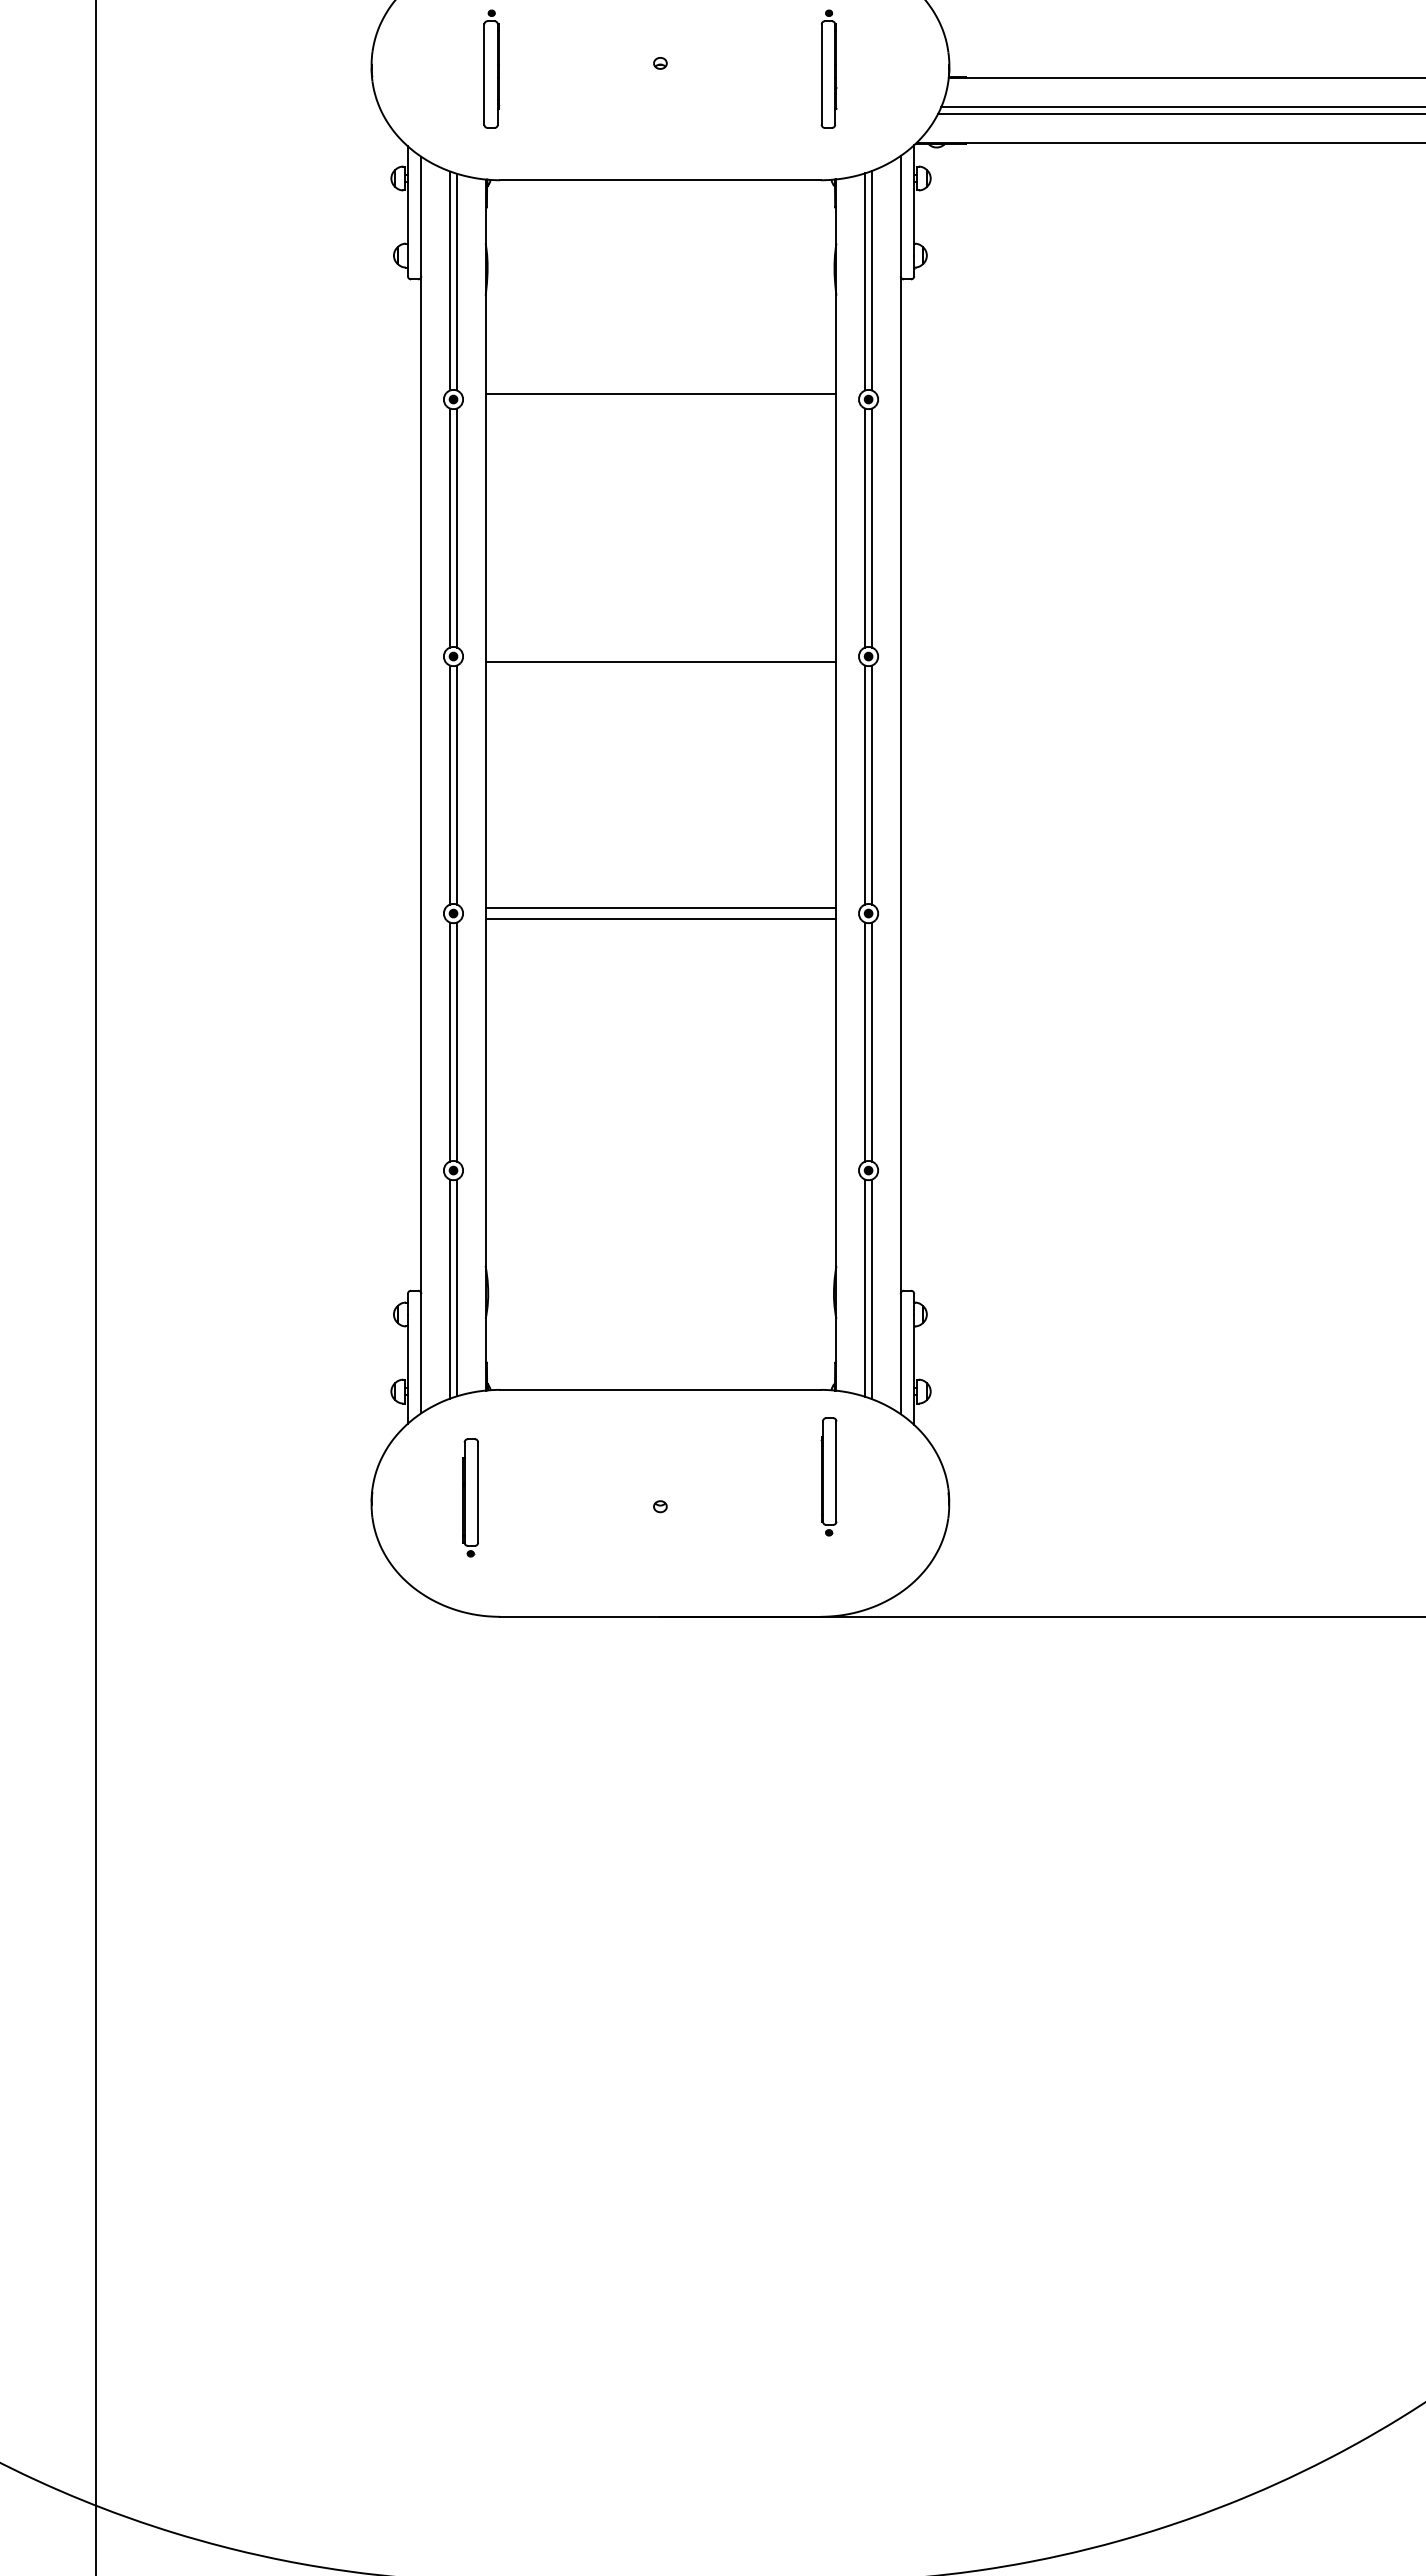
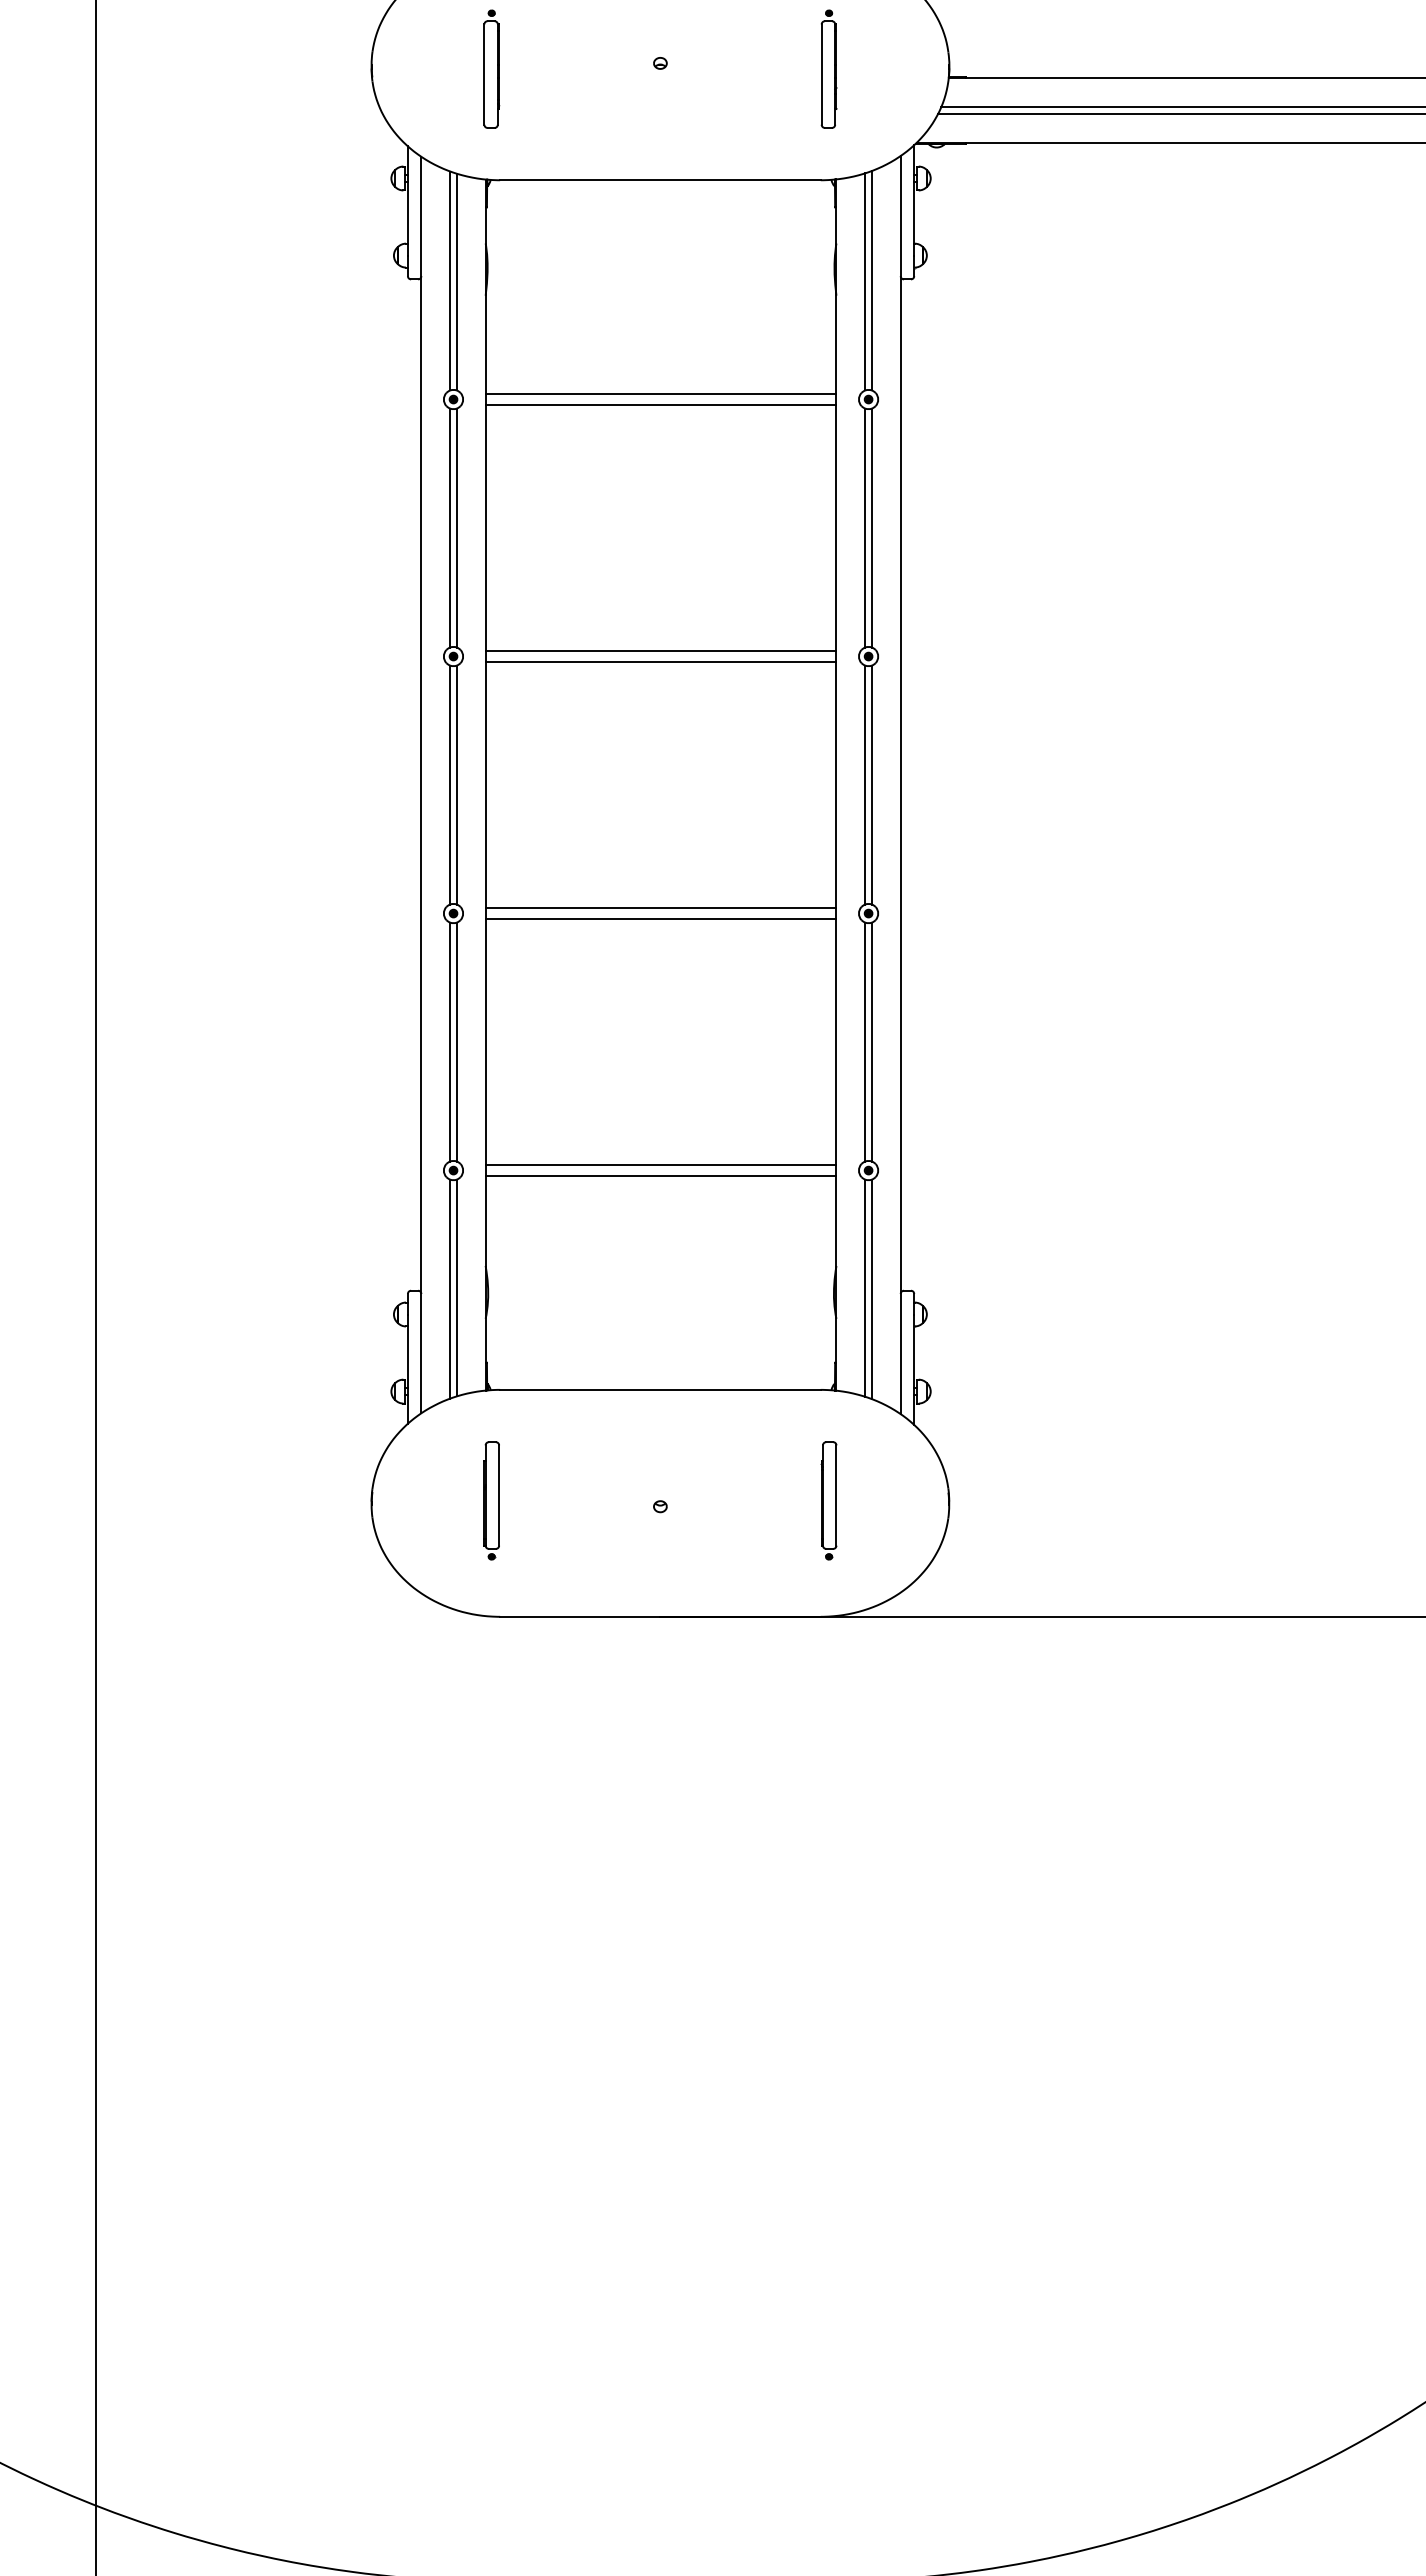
line: none -> present (660, 404)
line: none -> present (660, 651)
line: none -> present (660, 1165)
line: none -> present (660, 1175)
part position: (828, 1476) -> (828, 1500) (828, 1500)
part position: (470, 1497) -> (491, 1500) (491, 1500)
